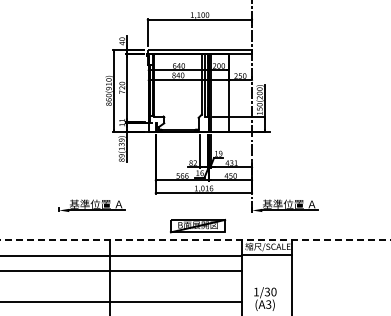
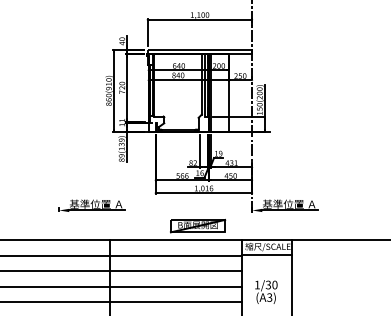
line: dashed -> solid (195, 240)
line: none -> present (122, 286)
text position: (265, 298) -> (266, 291) (266, 291)
